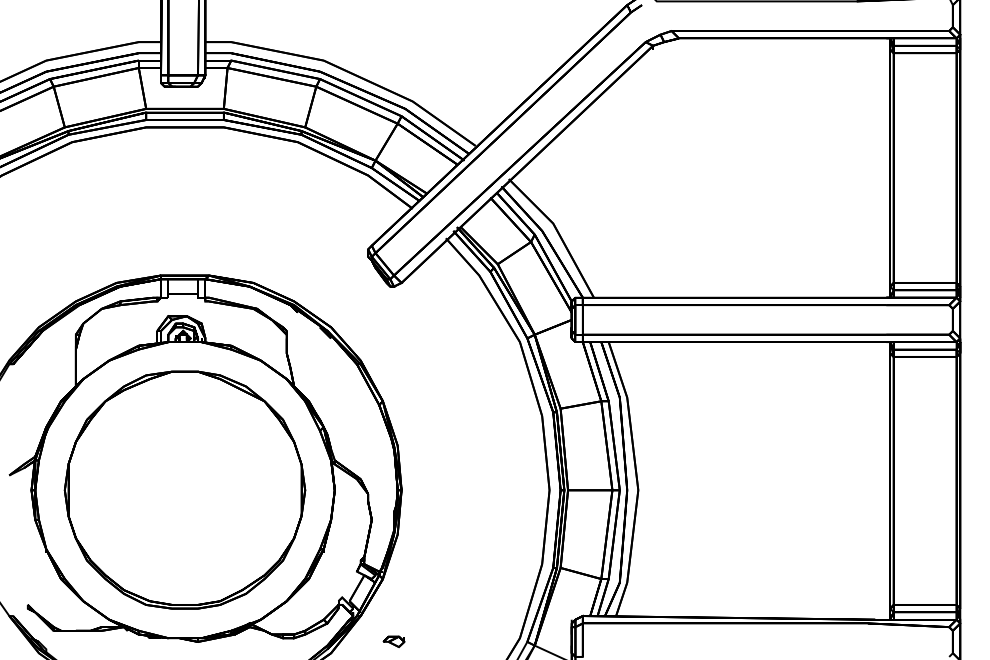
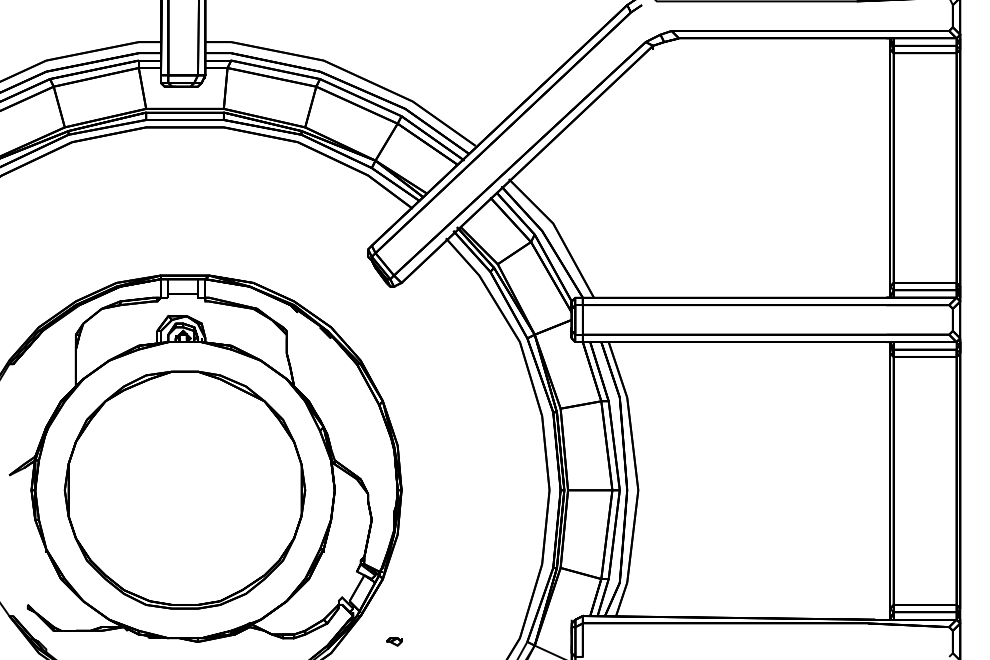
part size: 24x13 px -> 17x10 px (394, 641)
